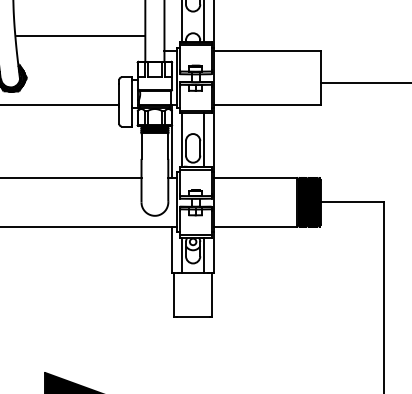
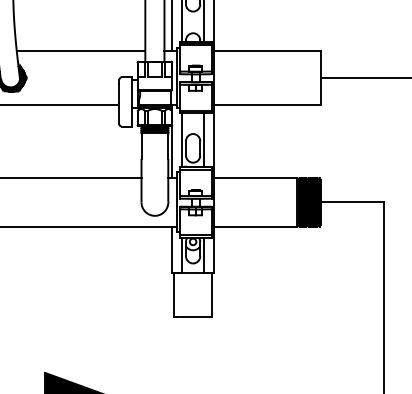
line: none -> present (172, 26)
line position: (80, 35) -> (80, 50) (80, 50)
line position: (364, 82) -> (364, 77) (364, 77)
